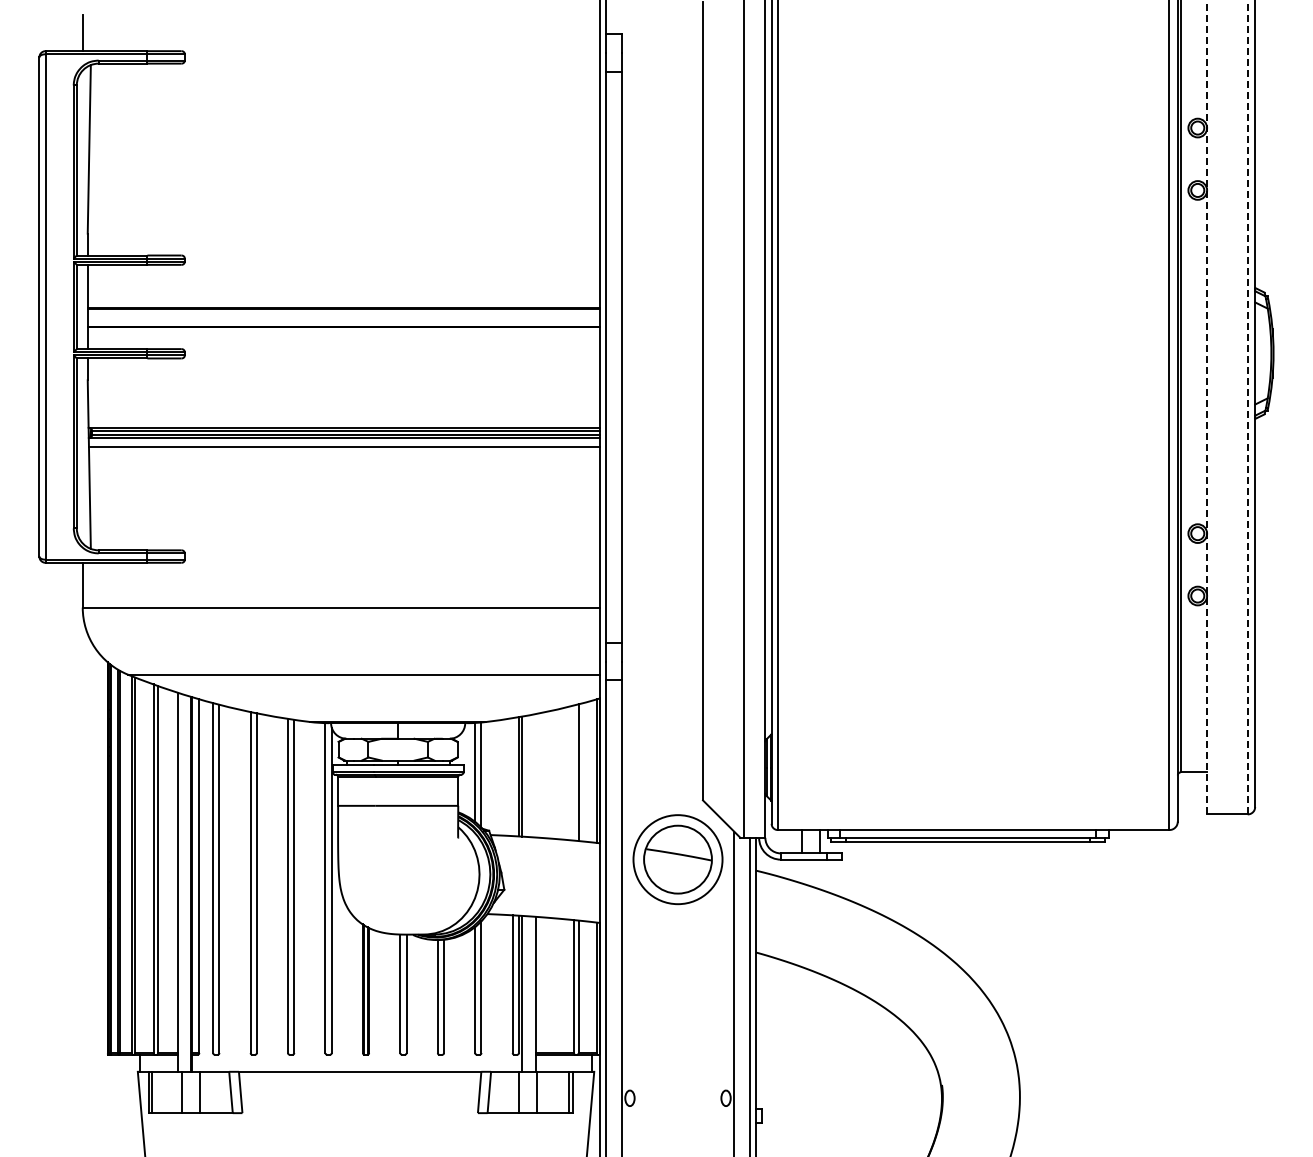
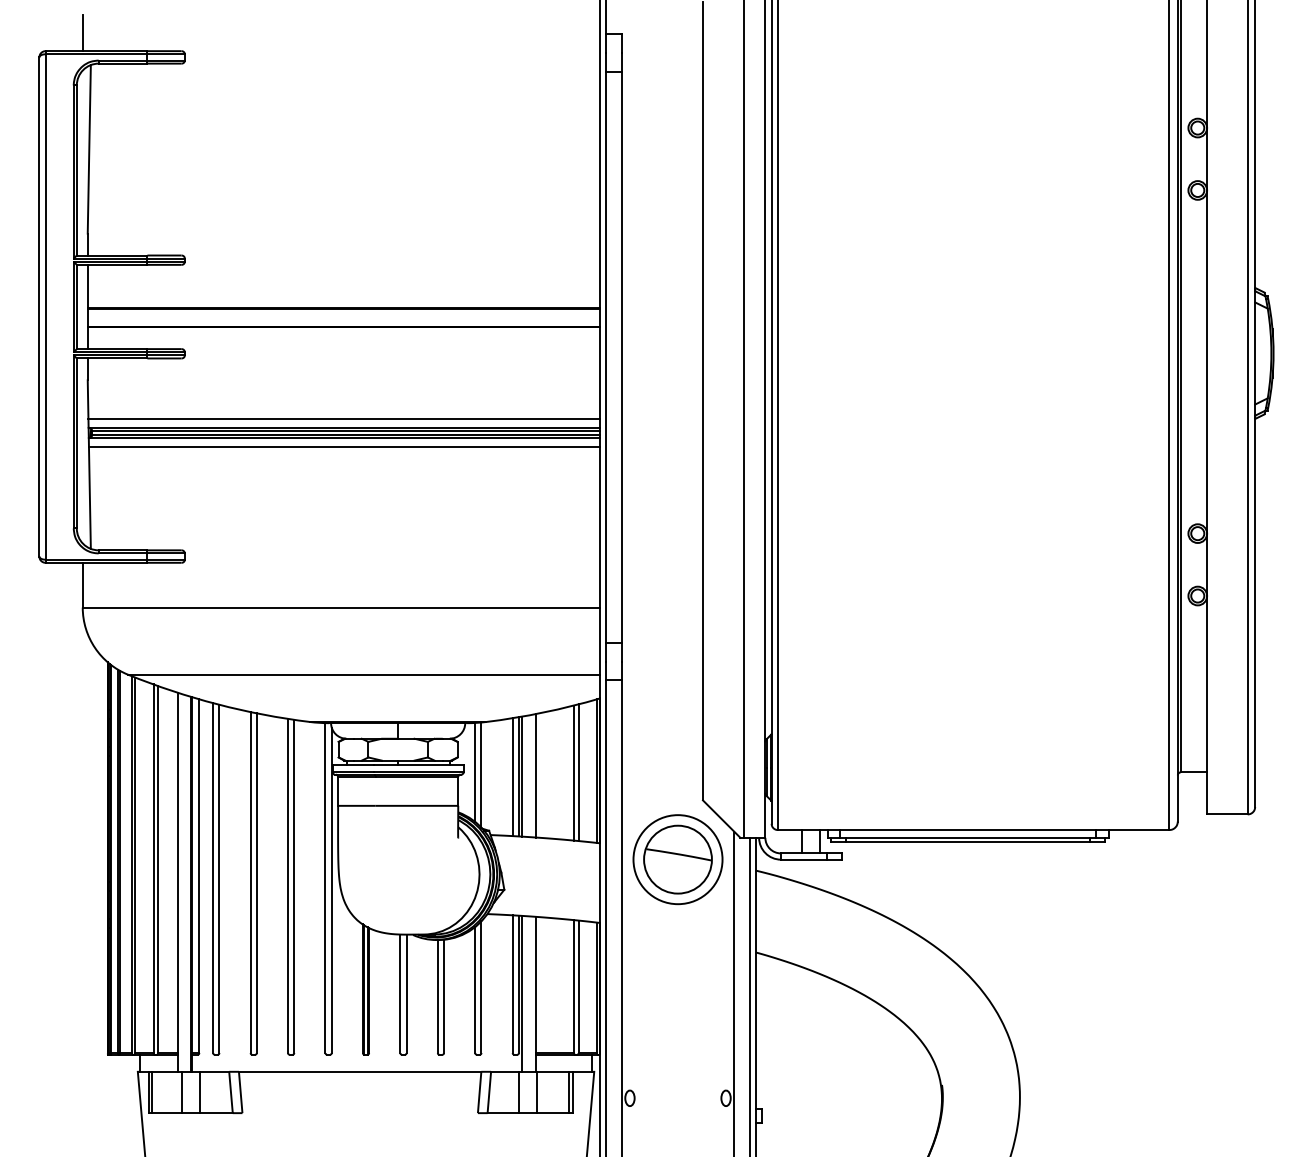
line: dashed -> solid (1207, 407)
line: dashed -> solid (1247, 407)
line: none -> present (344, 418)
line: none -> present (574, 772)
line: none -> present (535, 775)
line: none -> present (512, 777)
